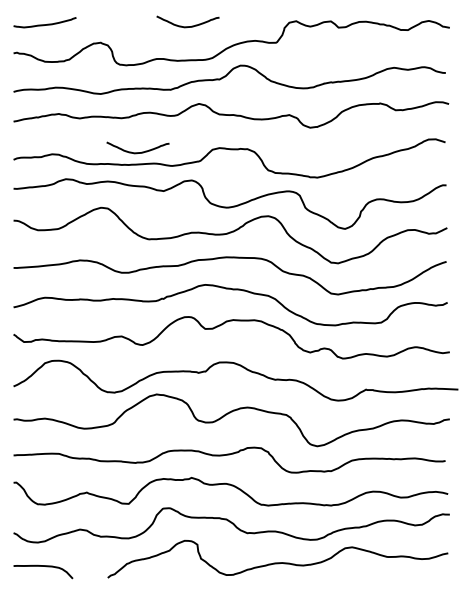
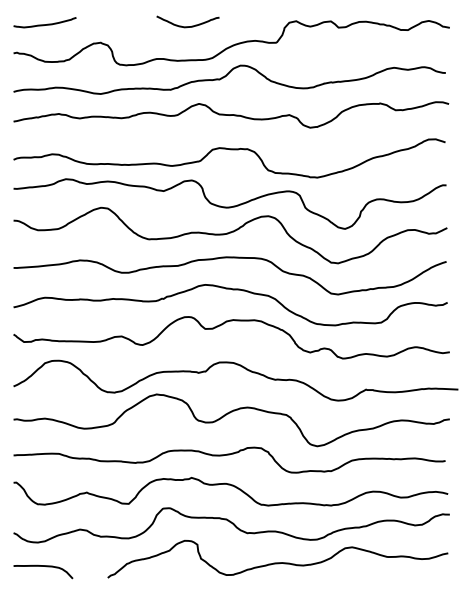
curve: present -> none (137, 152)
